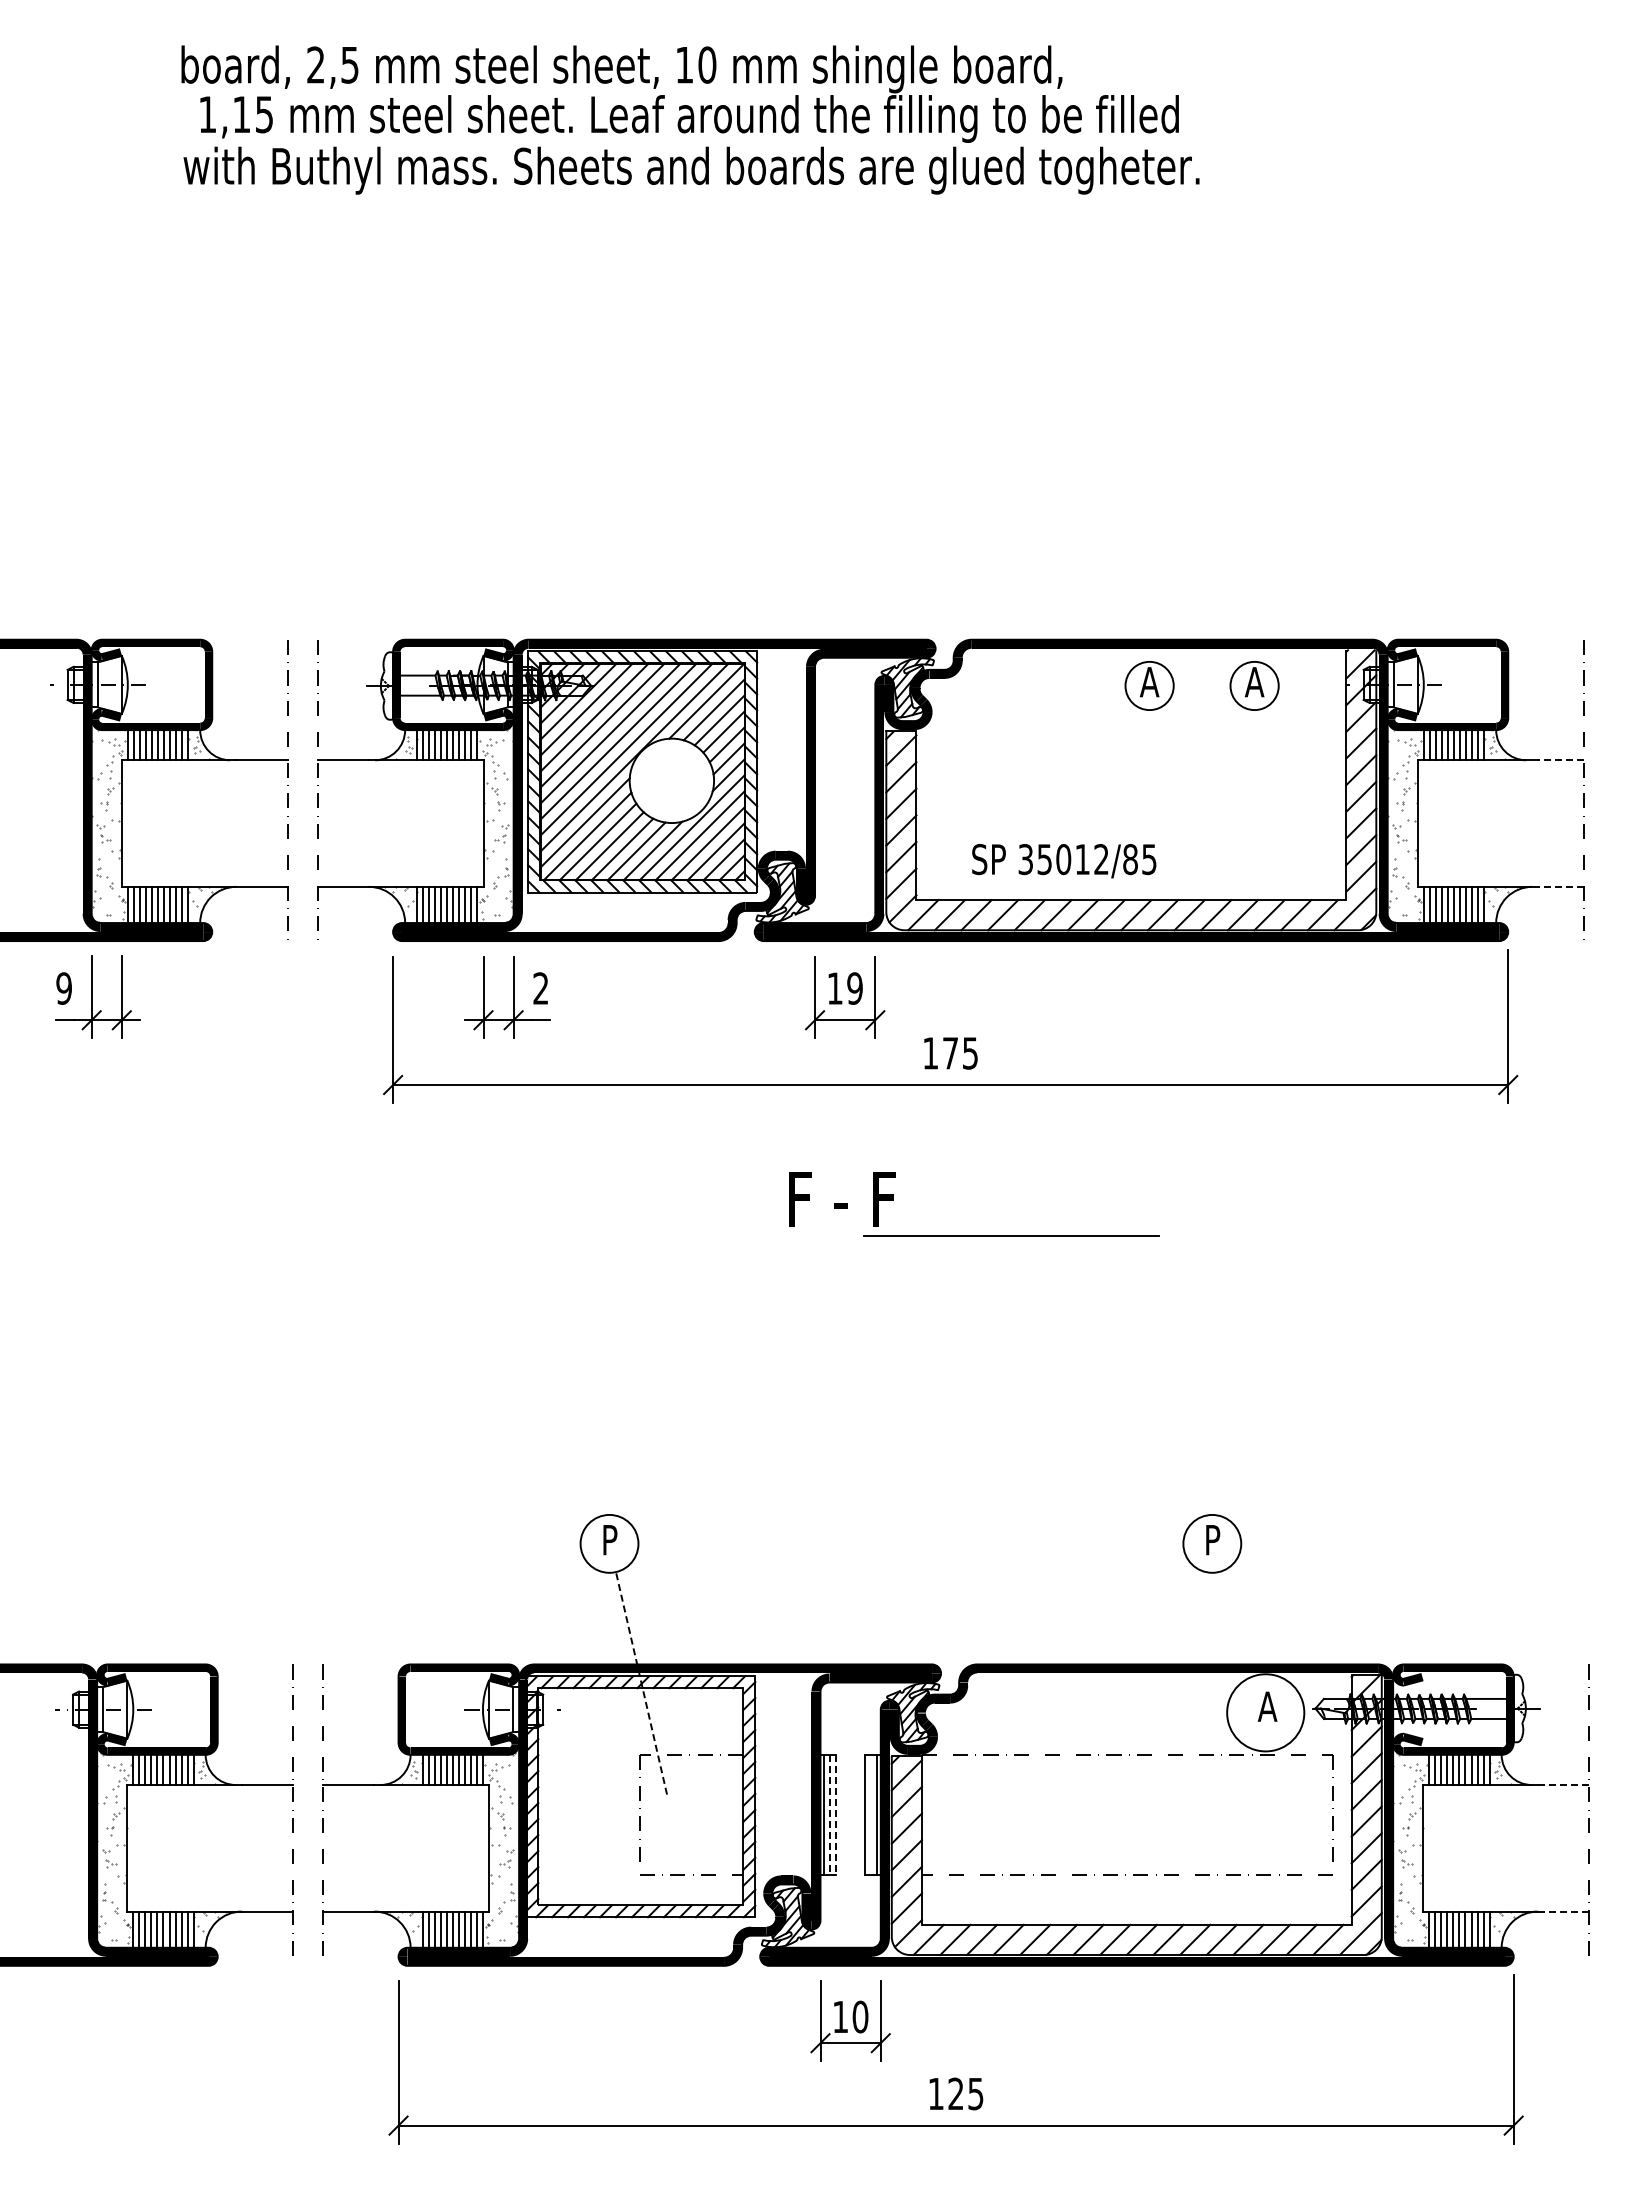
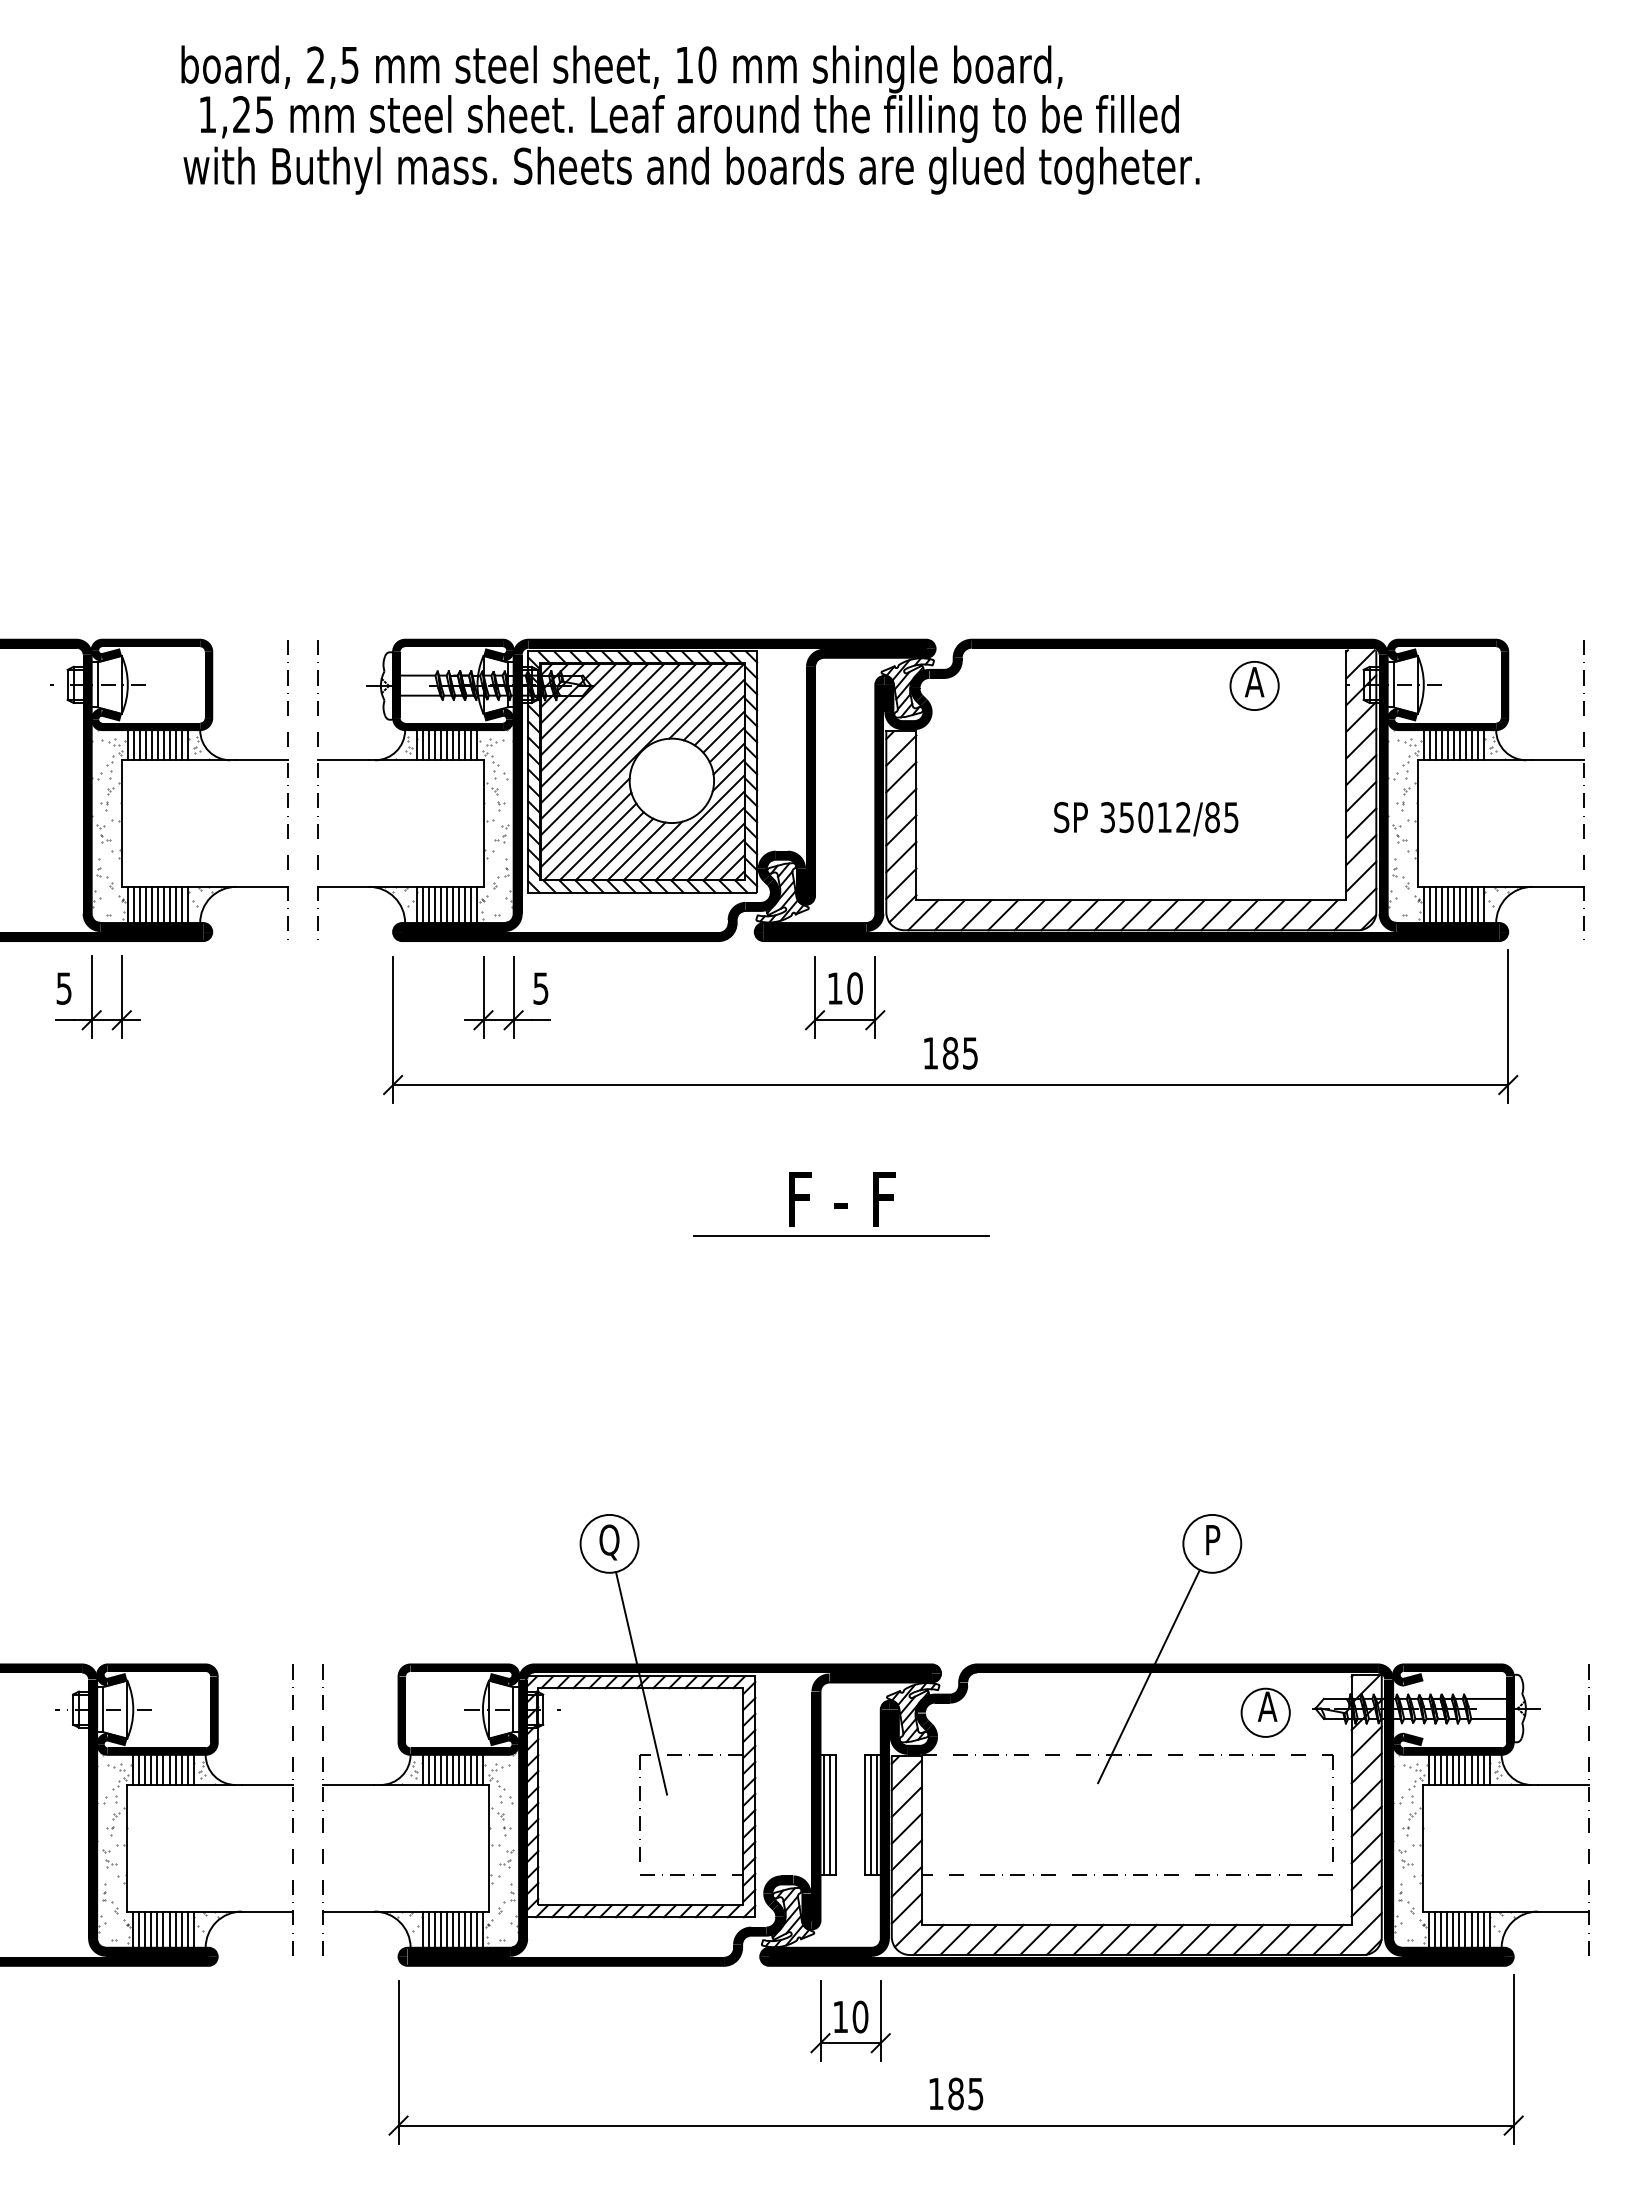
text: 1,15 -> 1,25 (241, 114)
part: present -> none (1149, 685)
line: dashed -> solid (1557, 760)
text position: (1064, 861) -> (1146, 819) (1146, 819)
line: dashed -> solid (1557, 886)
text: 9 -> 5 (63, 988)
text: 2 -> 5 (540, 988)
text: 19 -> 10 (854, 988)
text: 175 -> 185 (950, 1053)
line position: (1011, 1235) -> (841, 1235) (841, 1235)
text: P -> Q (609, 1542)
line: none -> present (1148, 1676)
line: dashed -> solid (641, 1682)
circle diameter: 77 px -> 48 px (1265, 1712)
line: dashed -> solid (1563, 1785)
line: none -> present (871, 1814)
line: dashed -> solid (829, 1815)
line: dashed -> solid (835, 1815)
line: dashed -> solid (1563, 1911)
text: 125 -> 185 (955, 2093)
